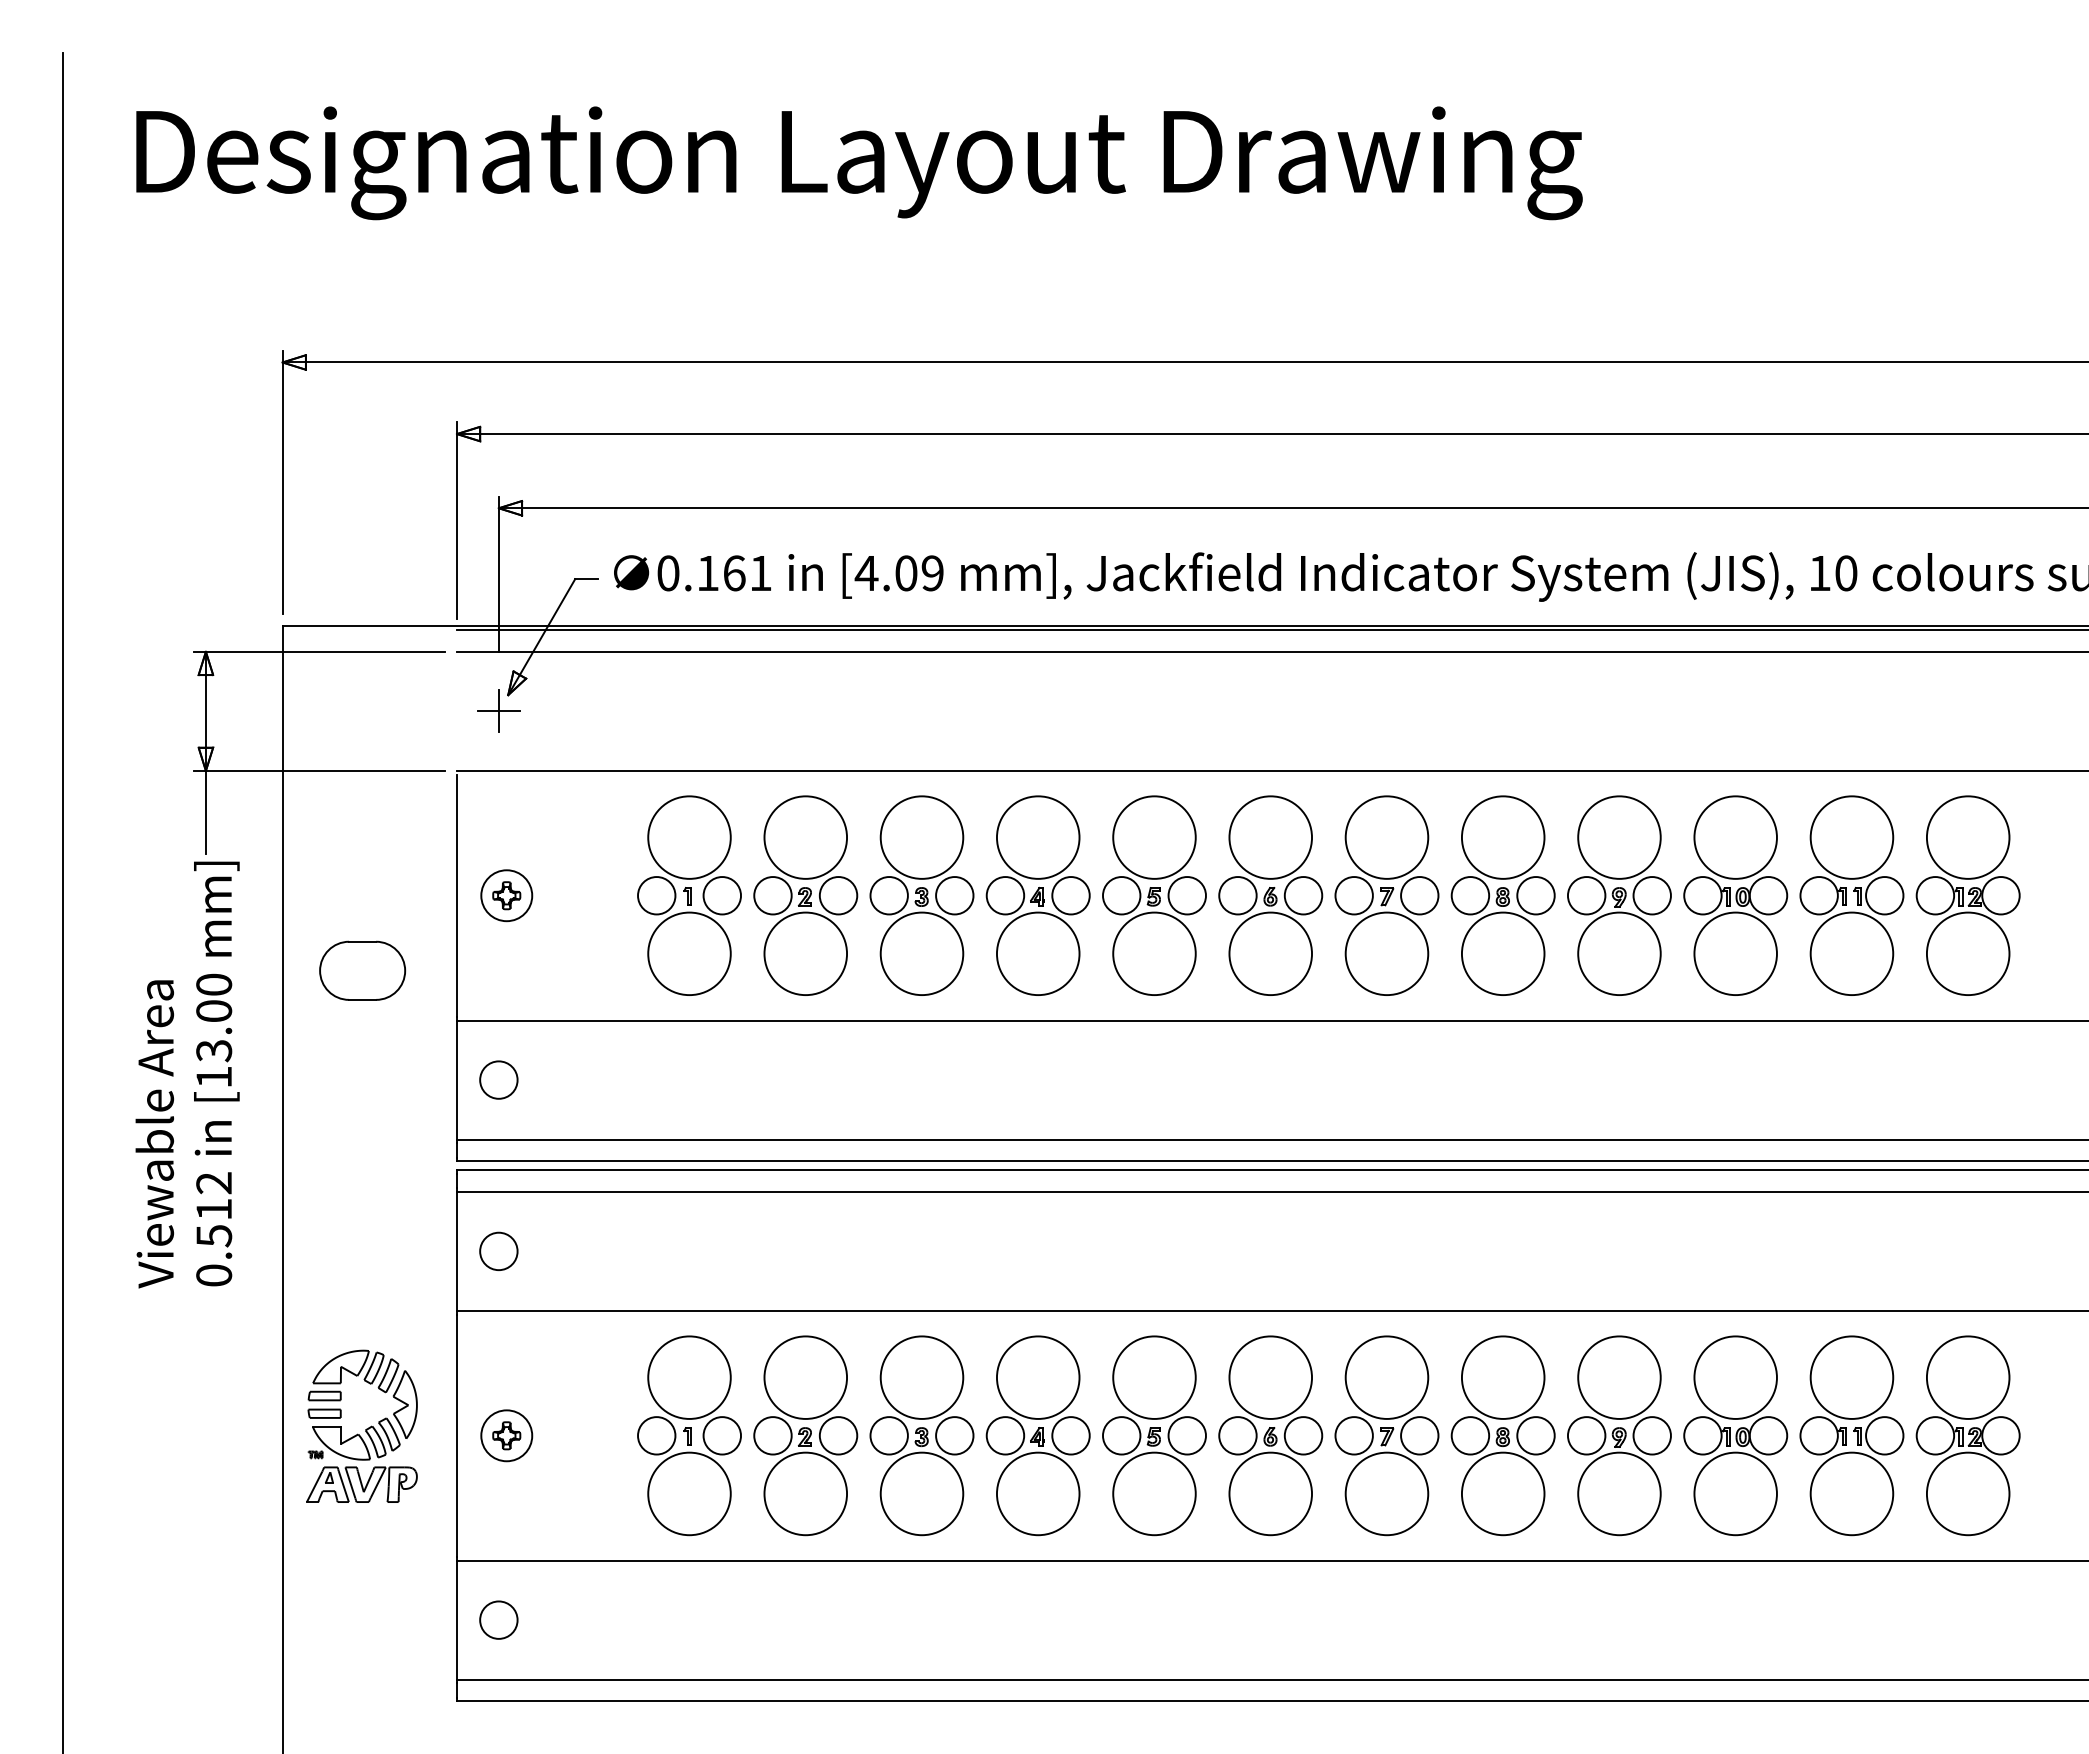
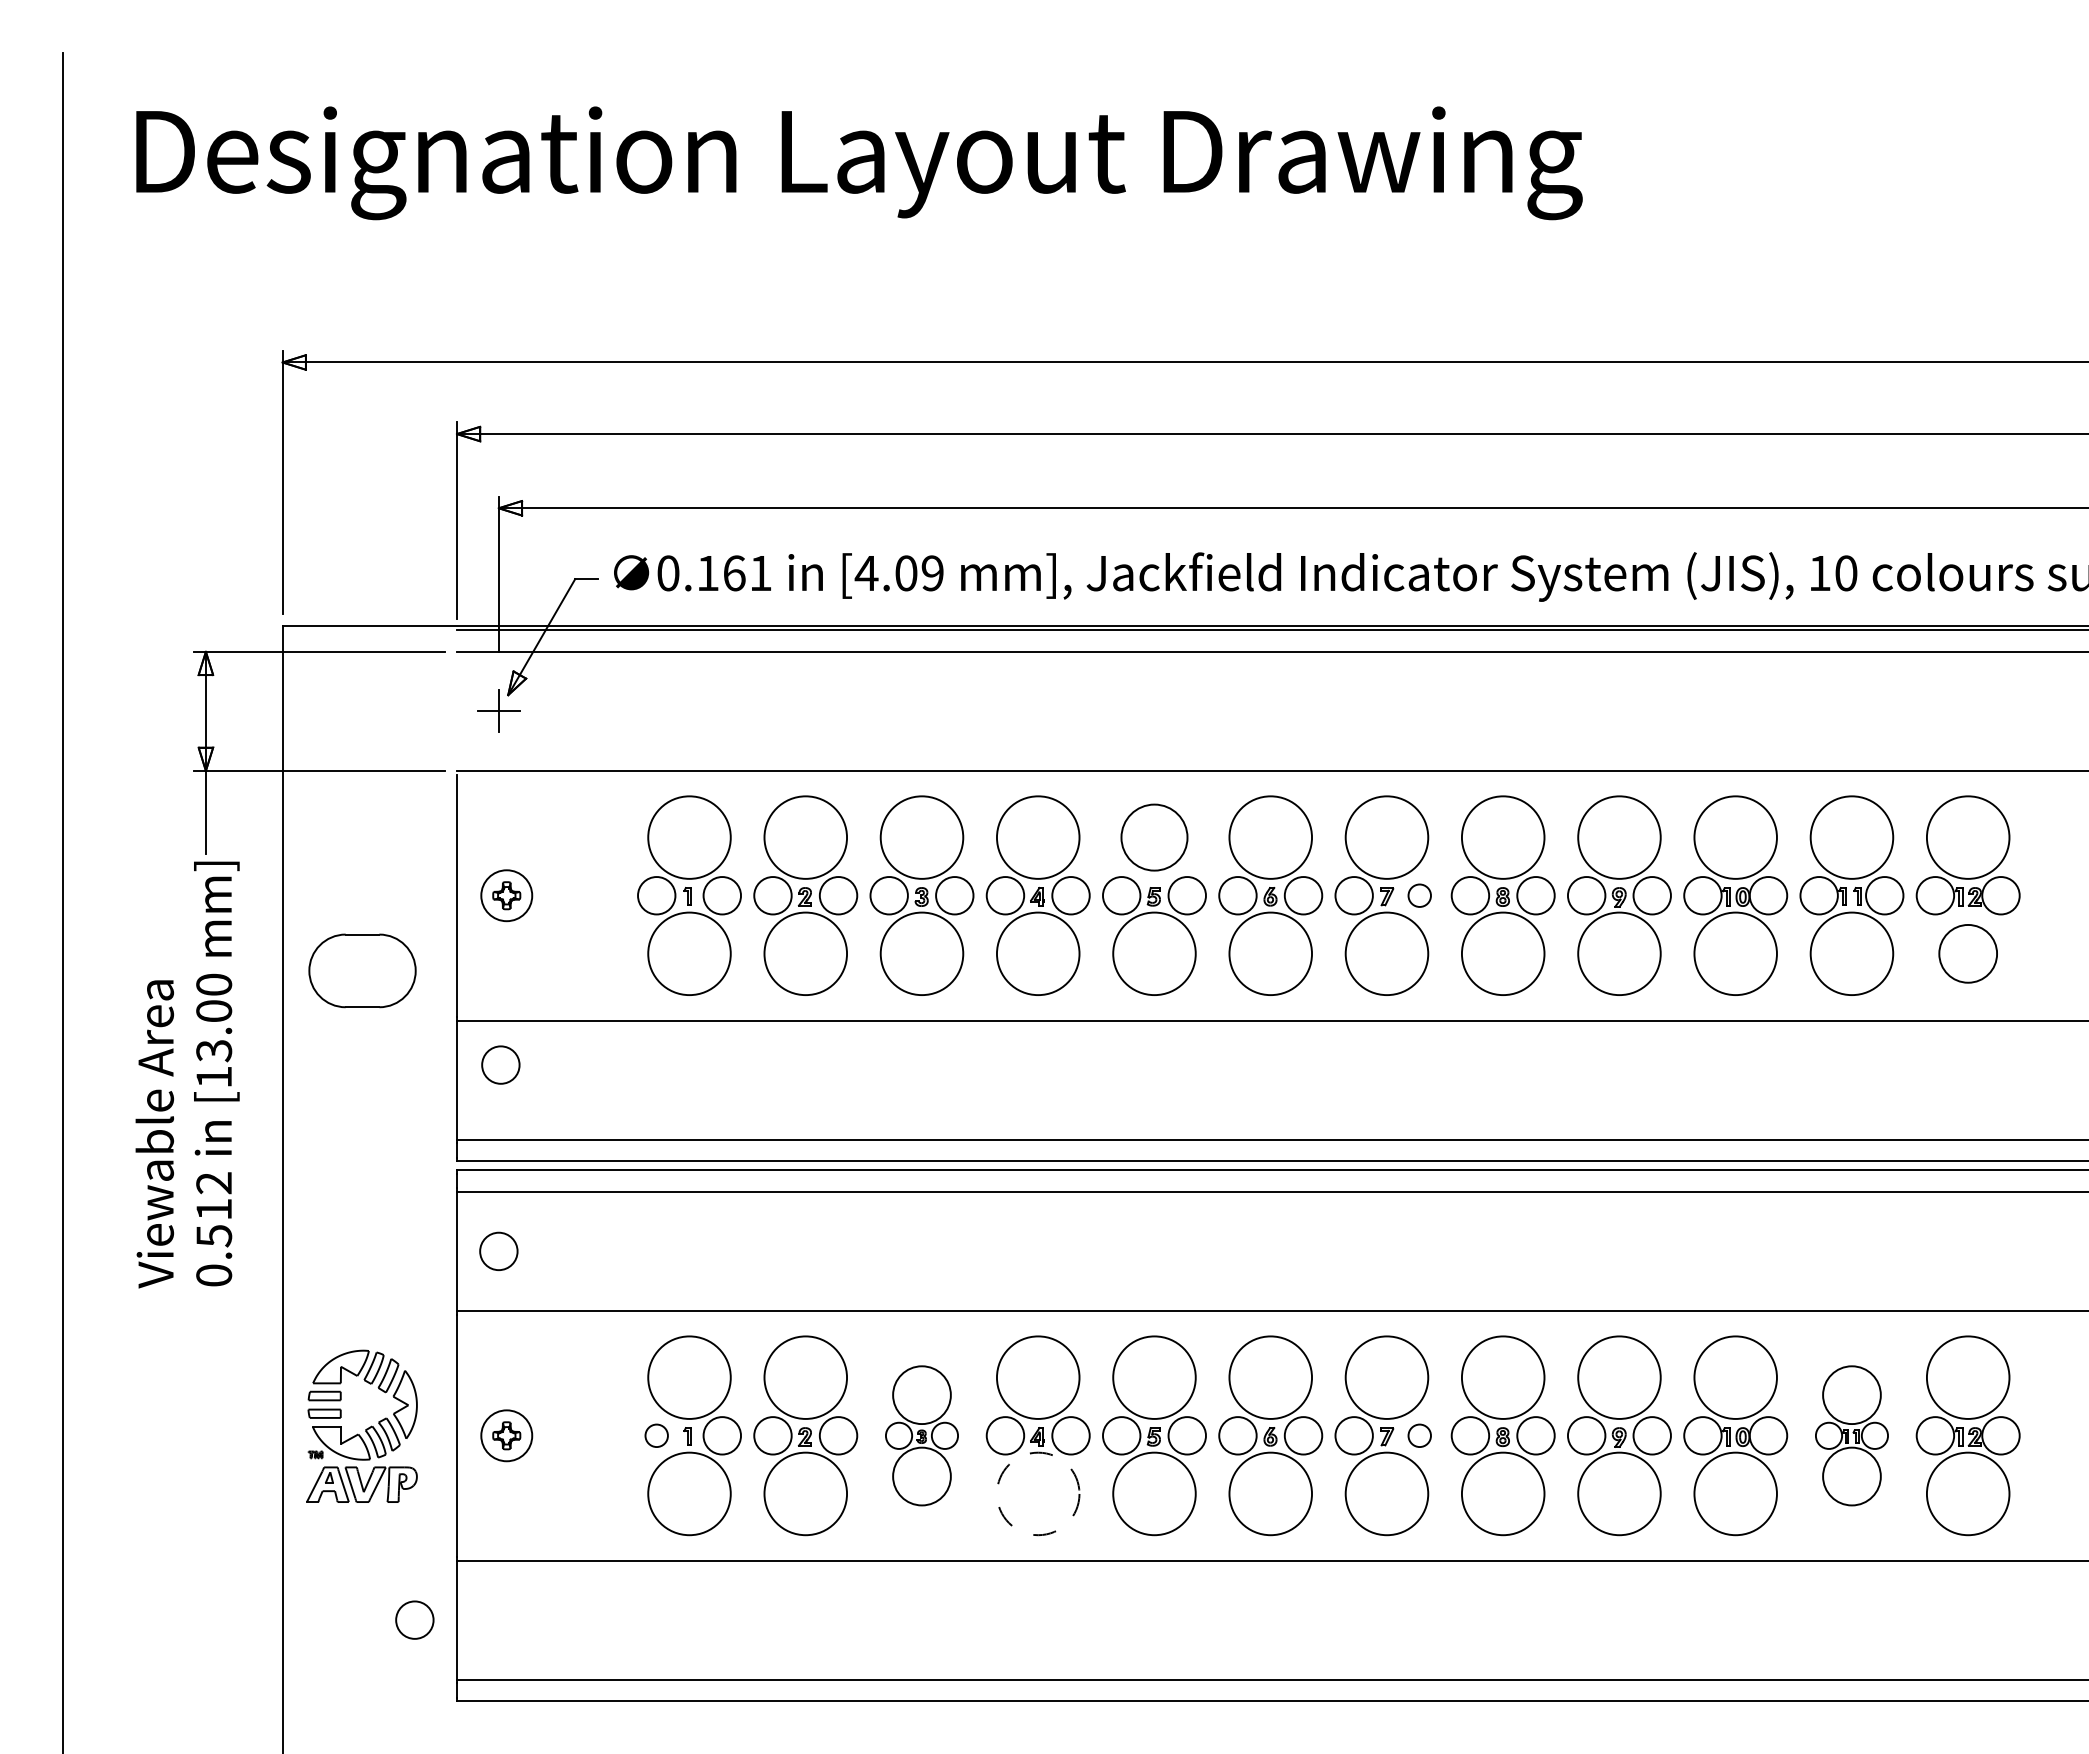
circle diameter: 83 px -> 66 px (1154, 837)
circle diameter: 37 px -> 22 px (1419, 895)
circle diameter: 83 px -> 58 px (1968, 953)
part size: 88x61 px -> 109x76 px (362, 970)
circle position: (498, 1079) -> (500, 1064) (500, 1064)
circle diameter: 37 px -> 22 px (656, 1435)
part size: 106x202 px -> 74x142 px (921, 1435)
circle diameter: 37 px -> 22 px (1419, 1435)
part size: 106x202 px -> 74x142 px (1851, 1435)
circle: solid -> dashed (1037, 1493)
circle position: (498, 1619) -> (414, 1619) (414, 1619)
